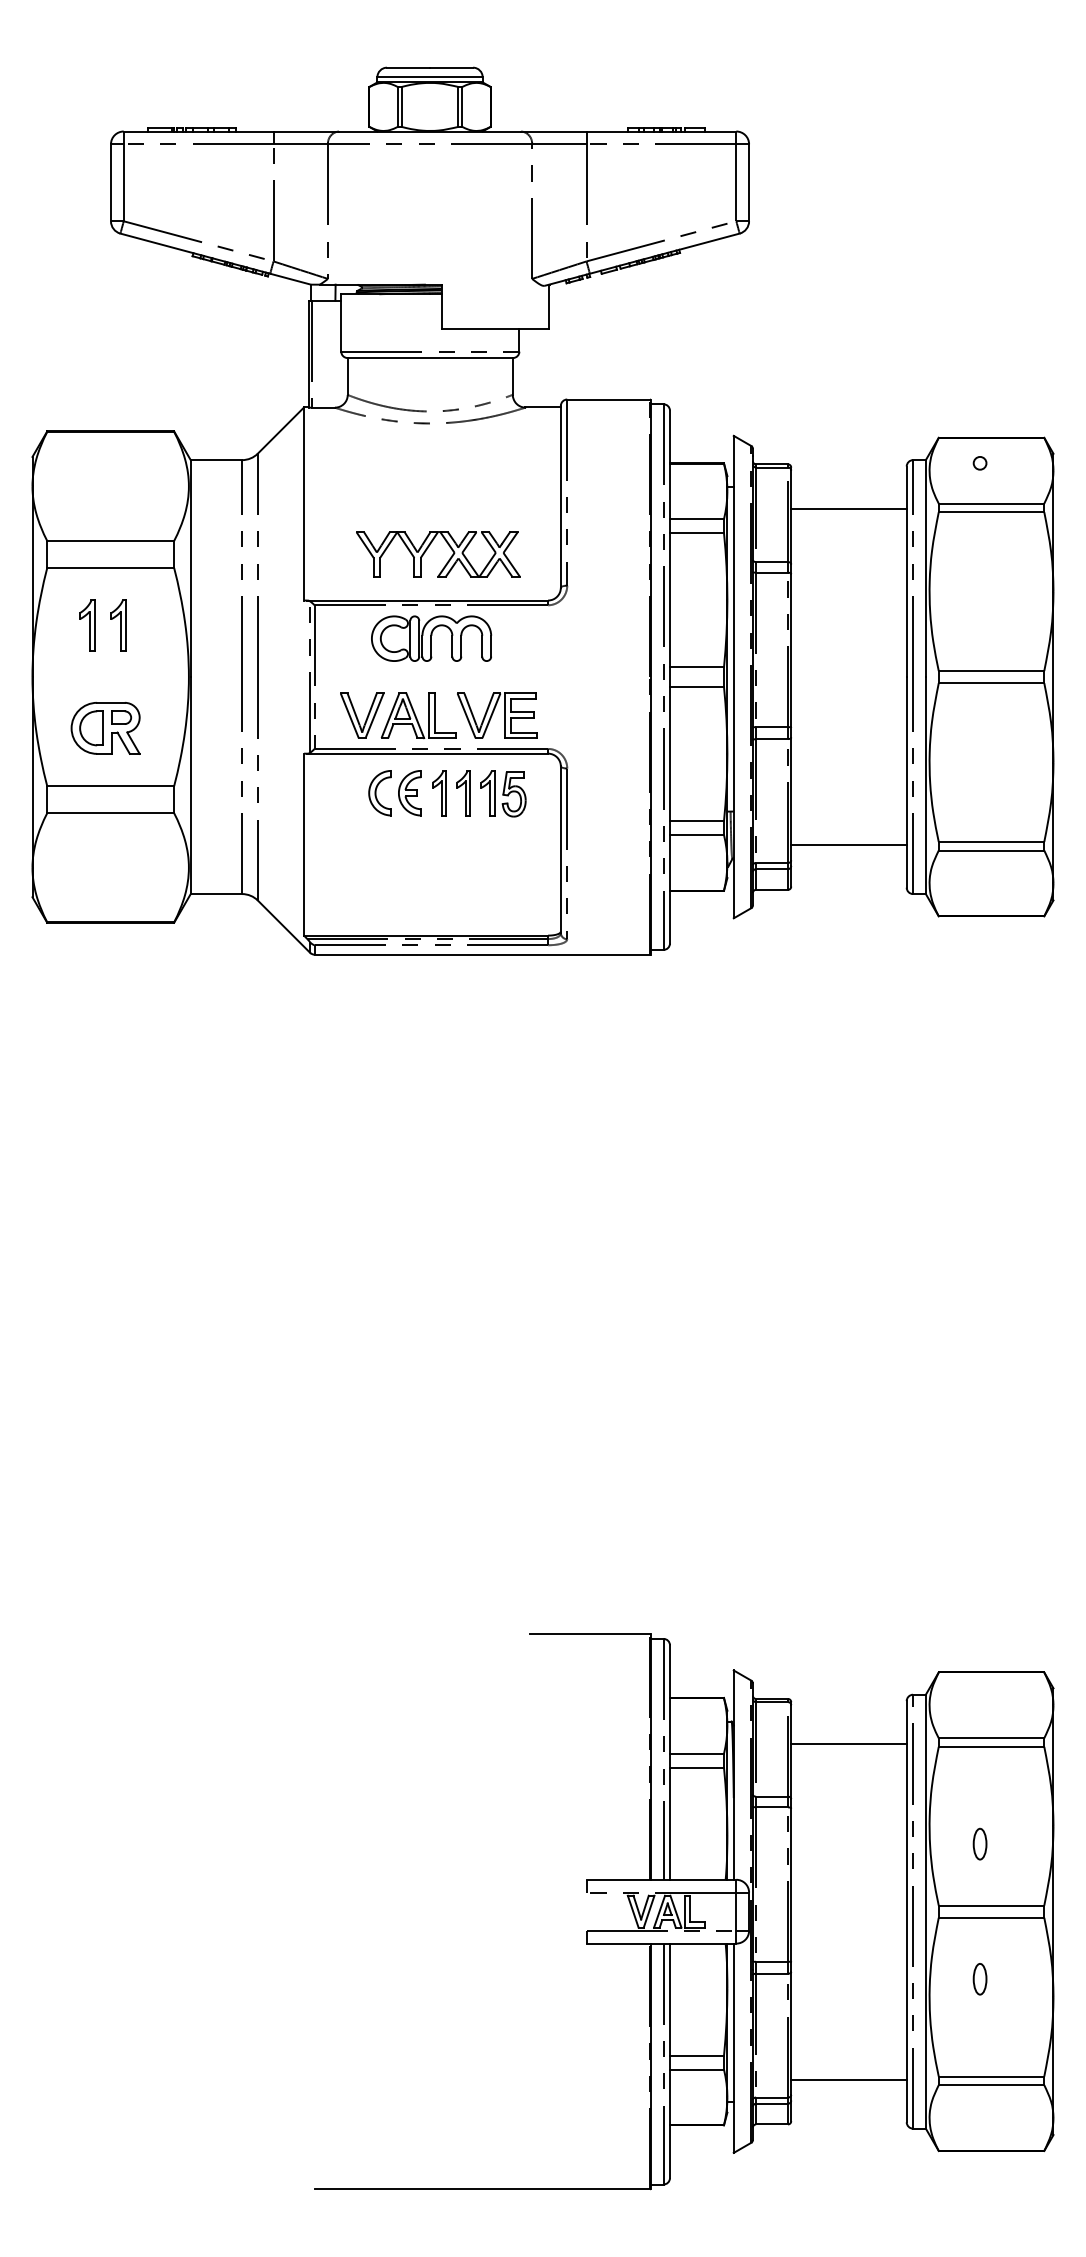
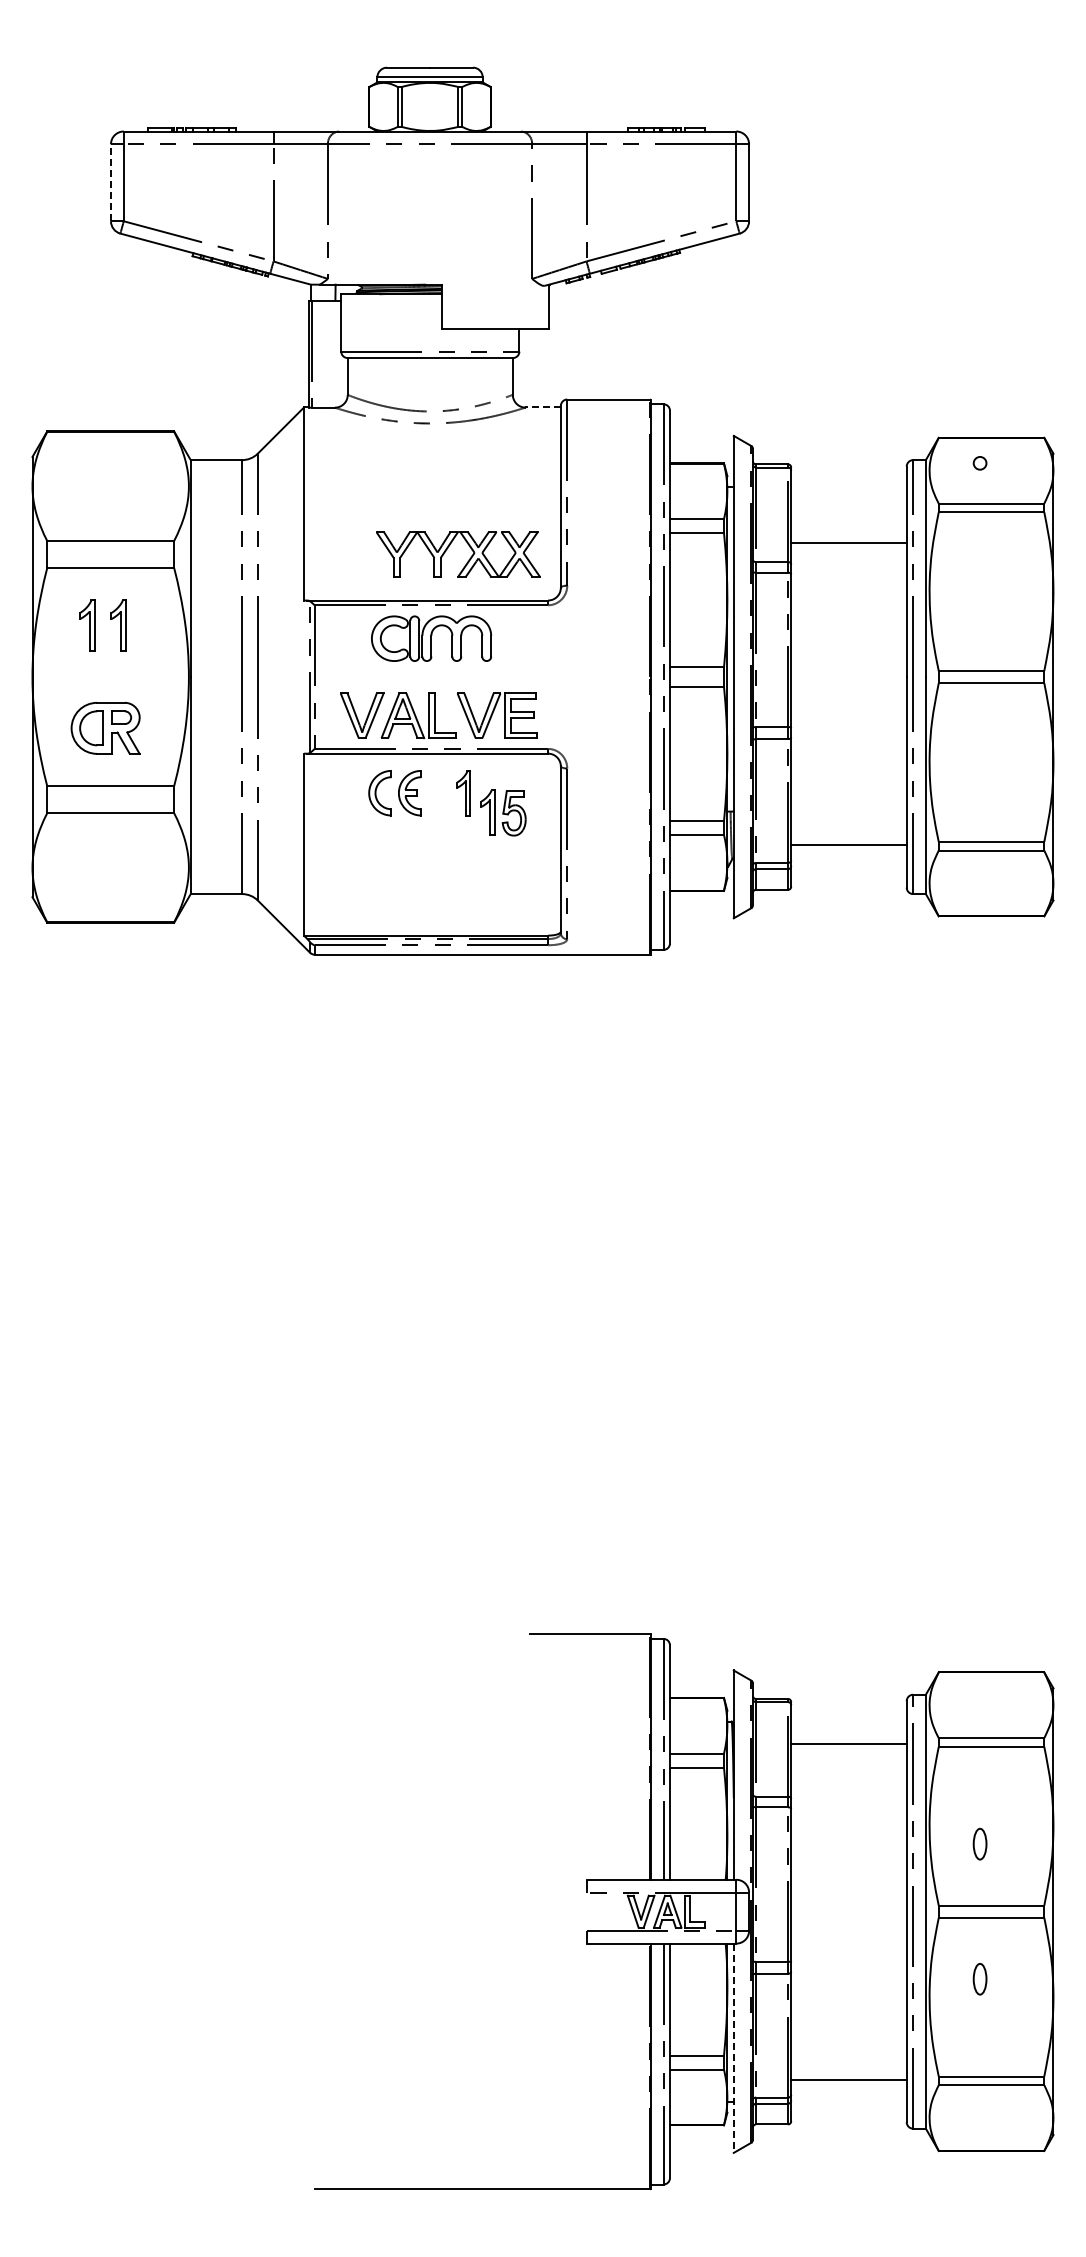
line: solid -> dashed (110, 182)
line: solid -> dashed (543, 407)
line position: (848, 508) -> (848, 542) (848, 542)
part position: (448, 559) -> (468, 559) (468, 559)
part: present -> none (439, 793)
part position: (503, 793) -> (503, 812) (503, 812)
line: solid -> dashed (733, 2048)
